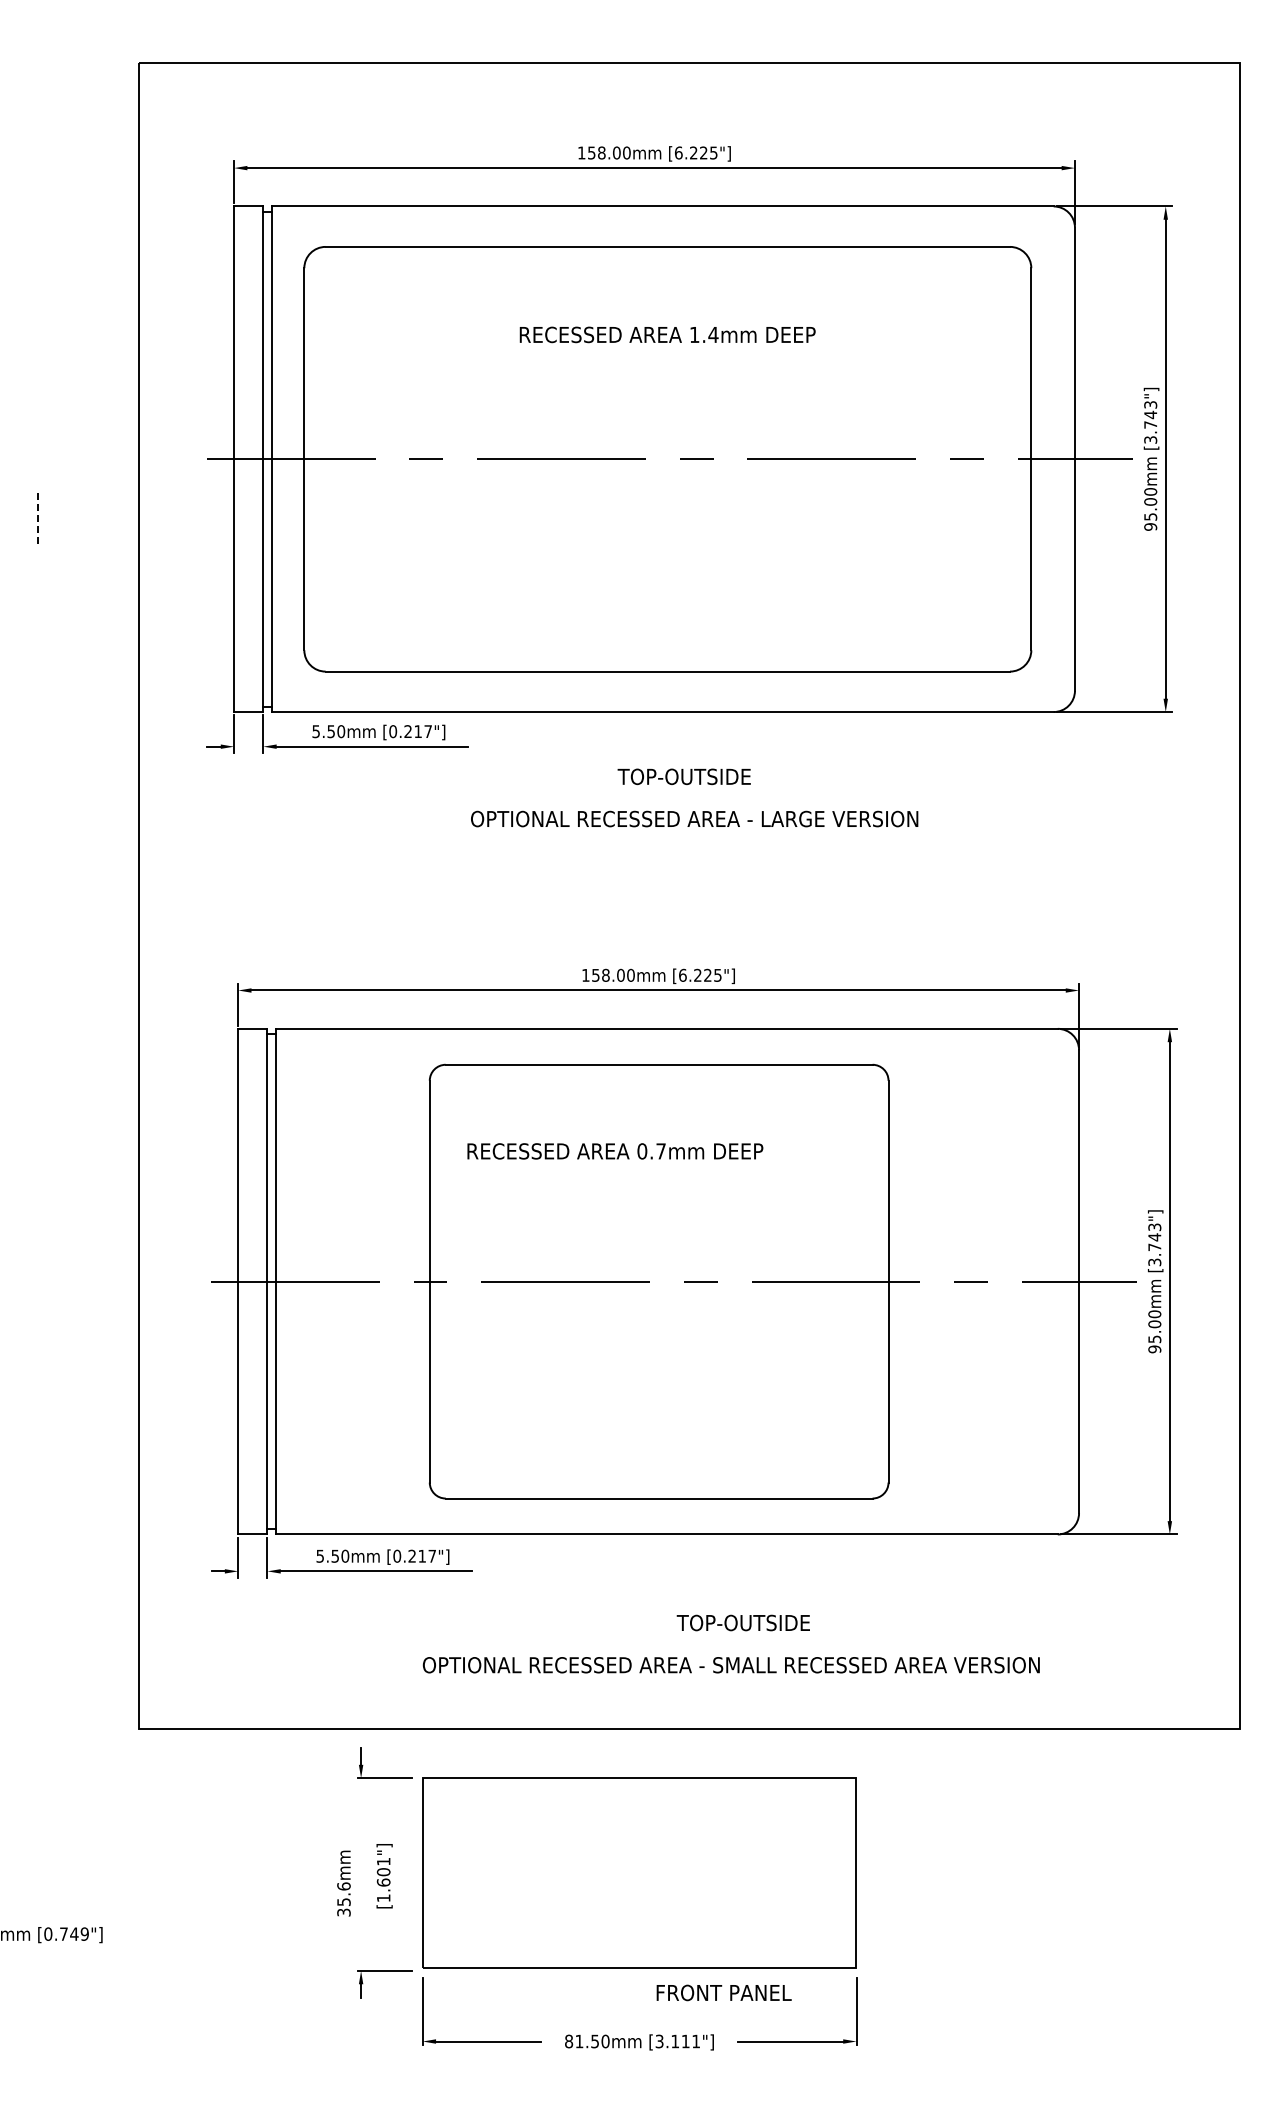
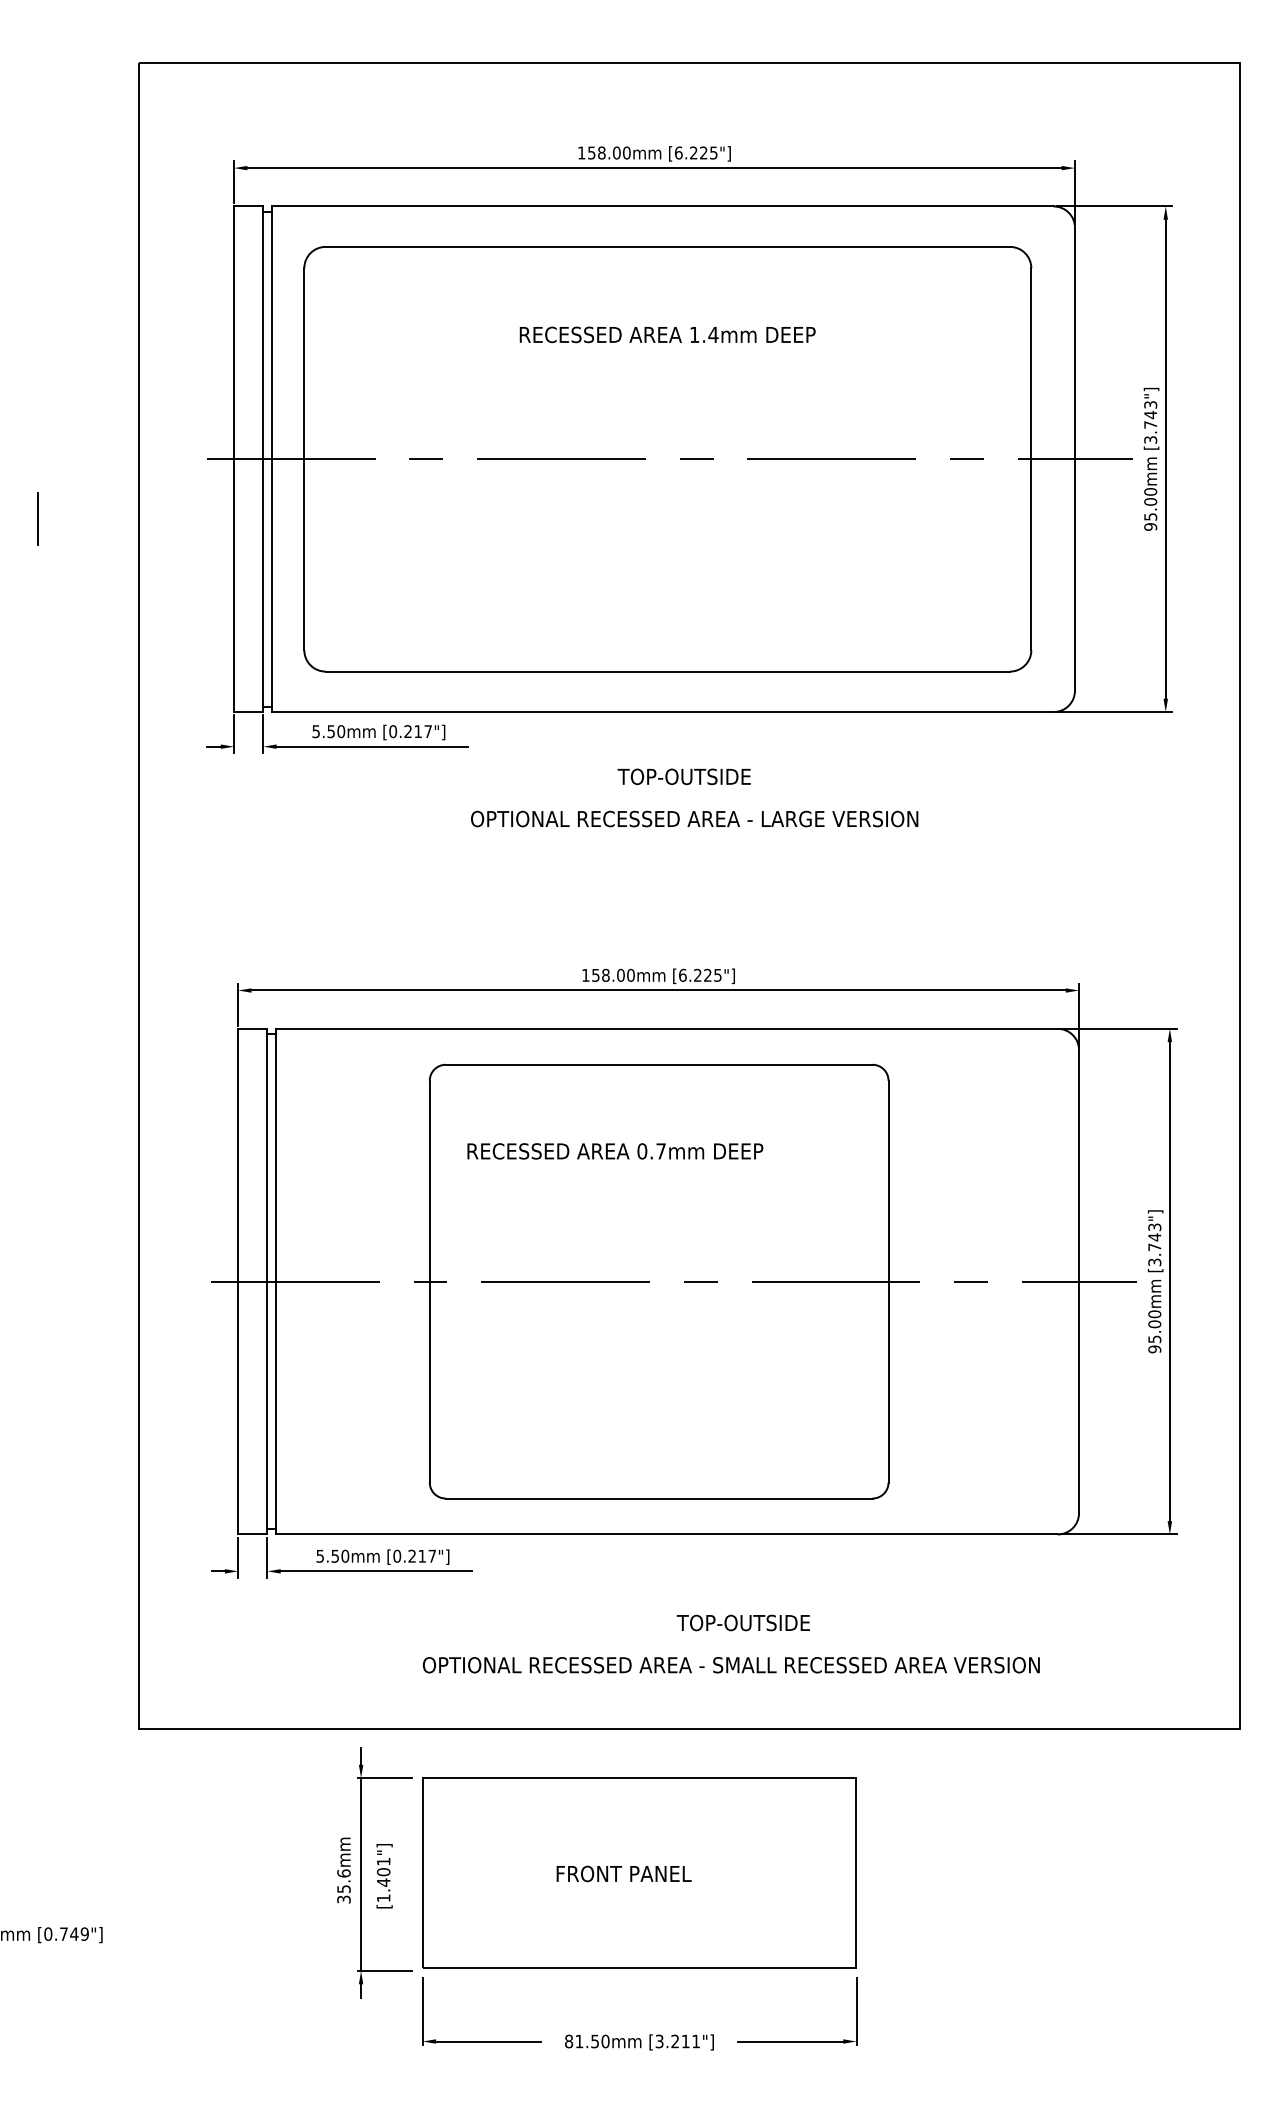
line: dashed -> solid (38, 519)
line: none -> present (361, 1874)
text: [1.601"] -> [1.401"] (383, 1882)
text position: (343, 1883) -> (343, 1870) (343, 1870)
text position: (723, 1992) -> (623, 1873) (623, 1873)
text: [3.111"] -> [3.211"] (674, 2041)
